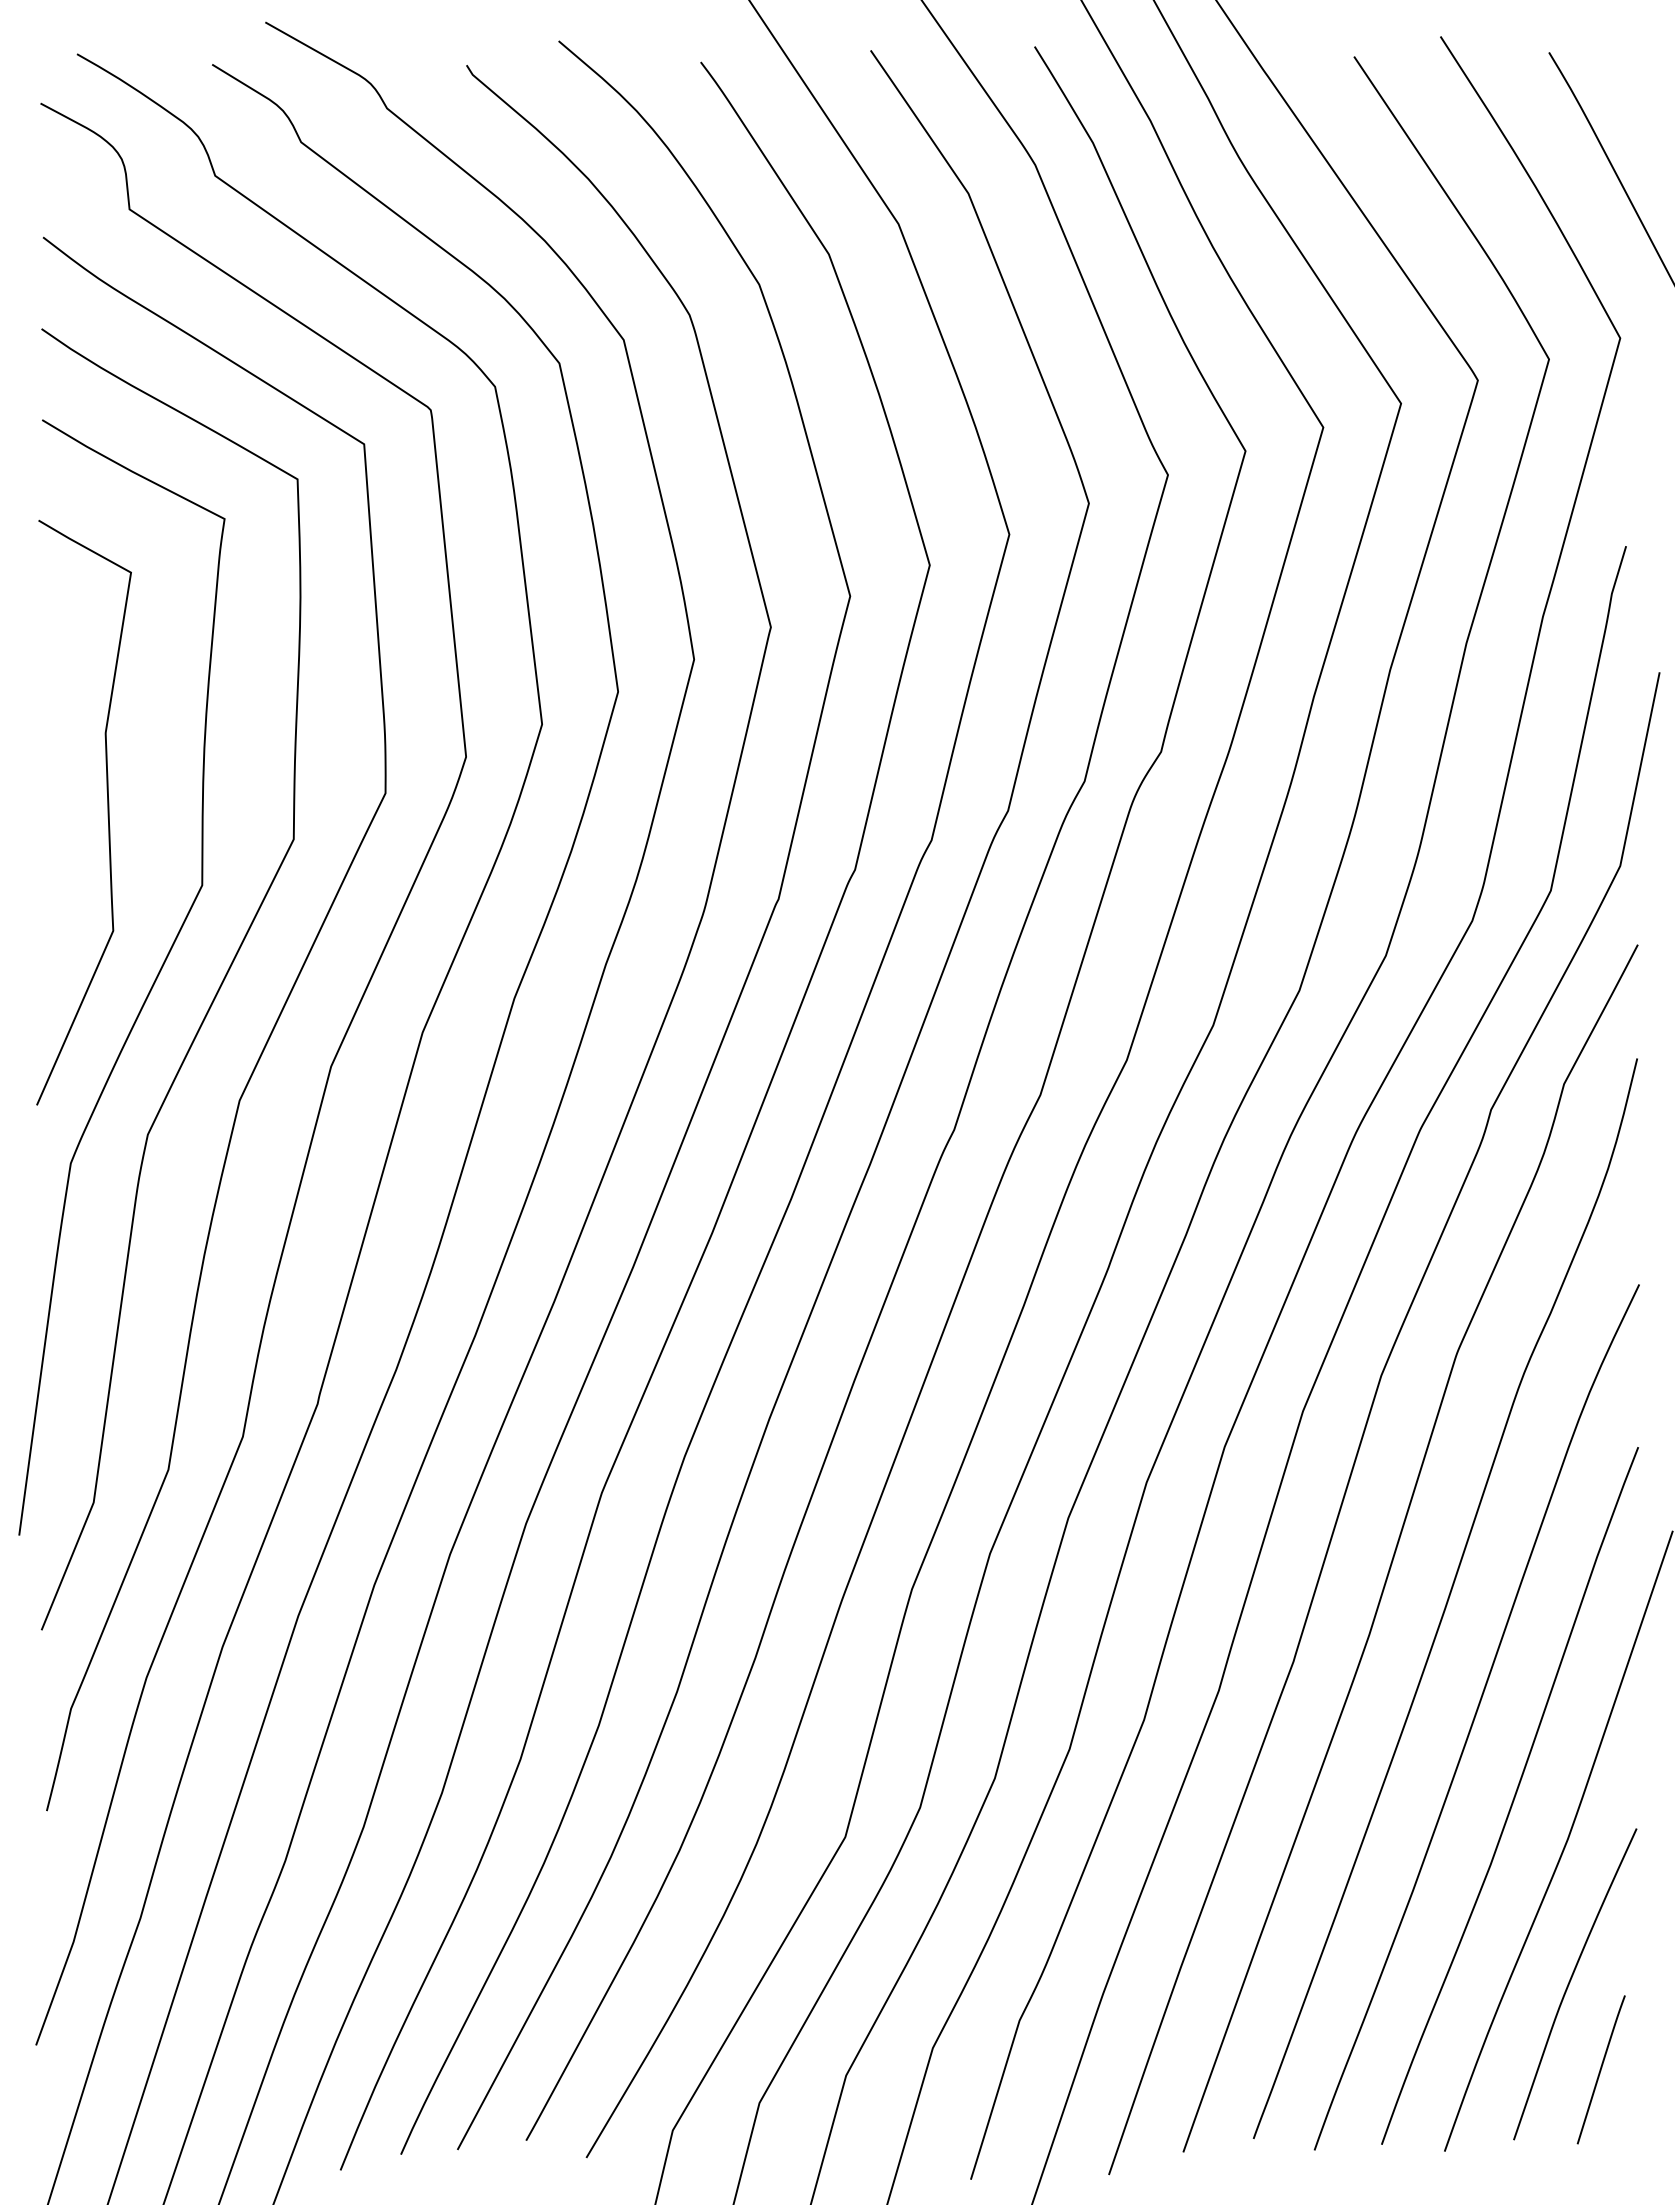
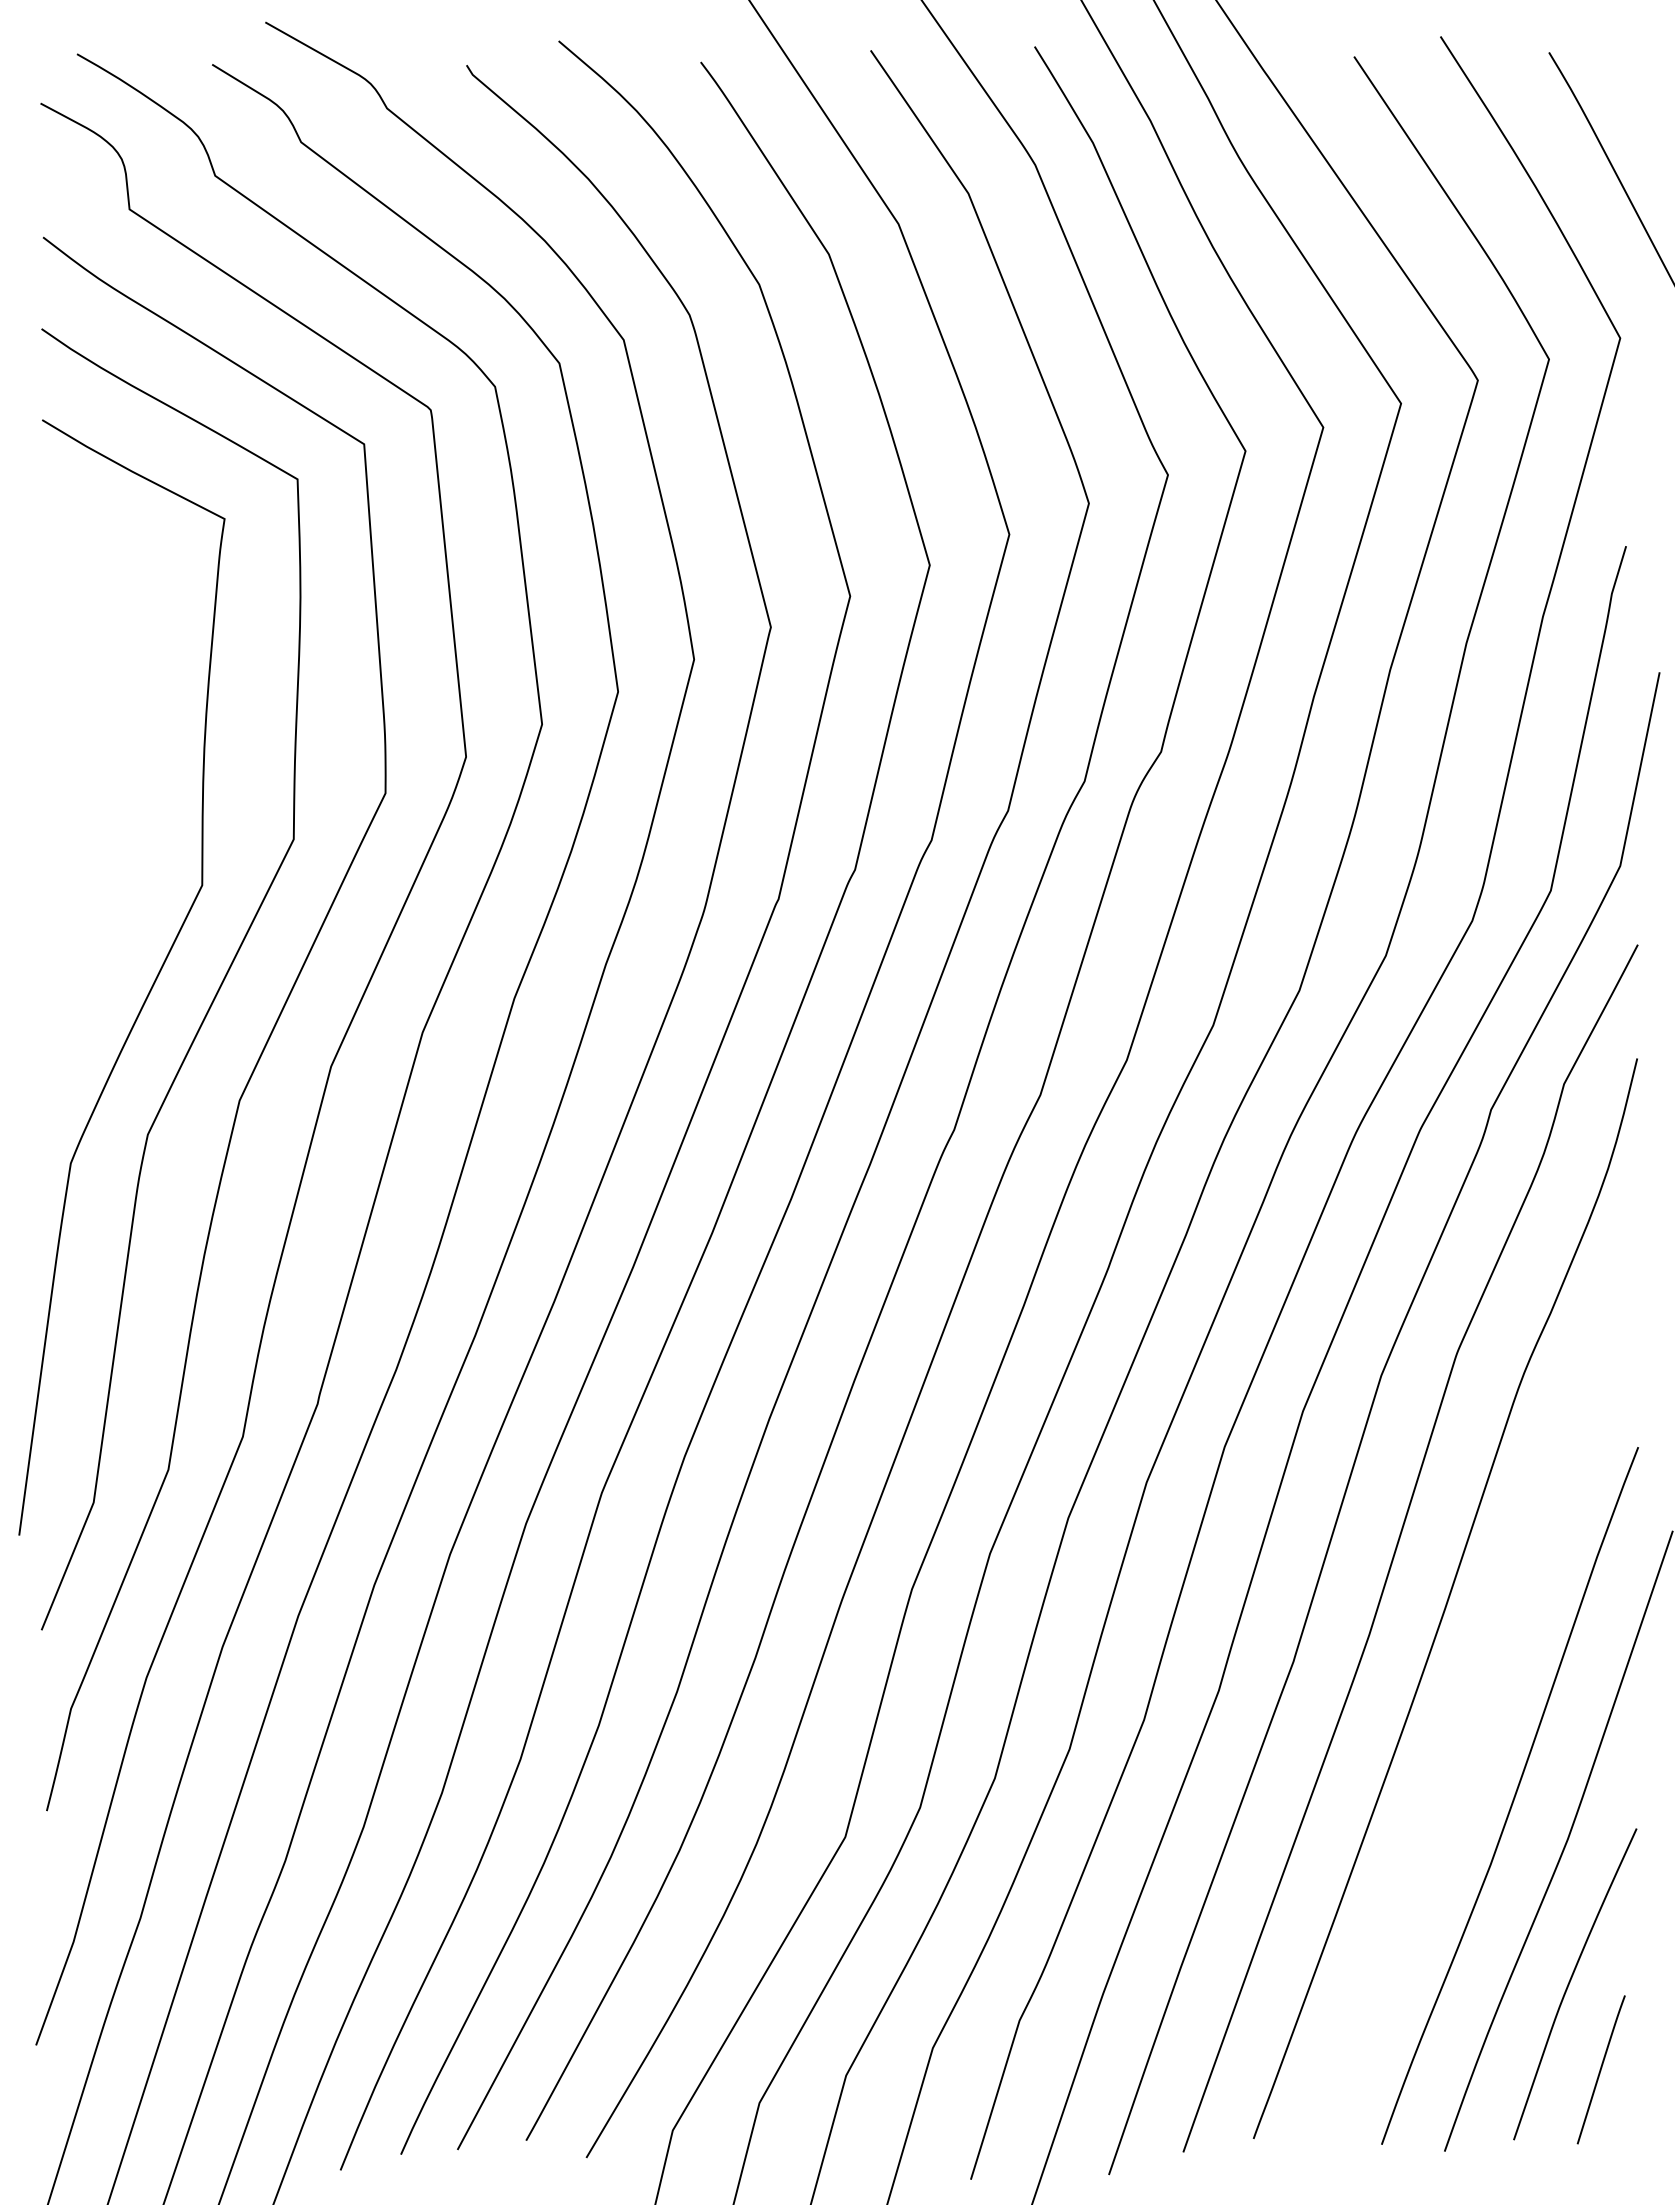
curve: present -> none (107, 812)
curve: present -> none (1475, 1717)
